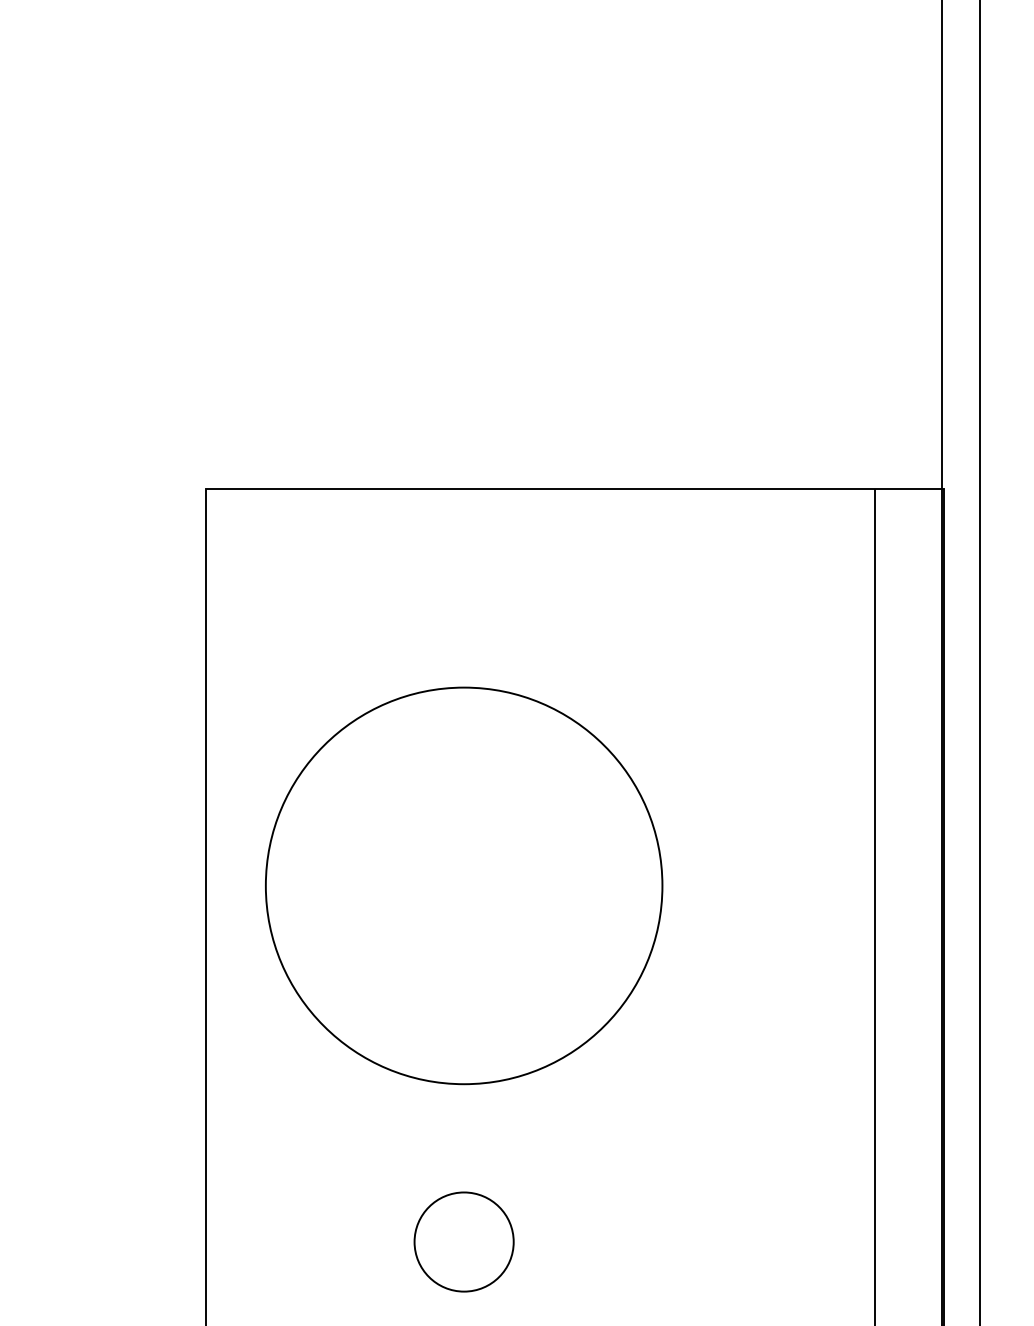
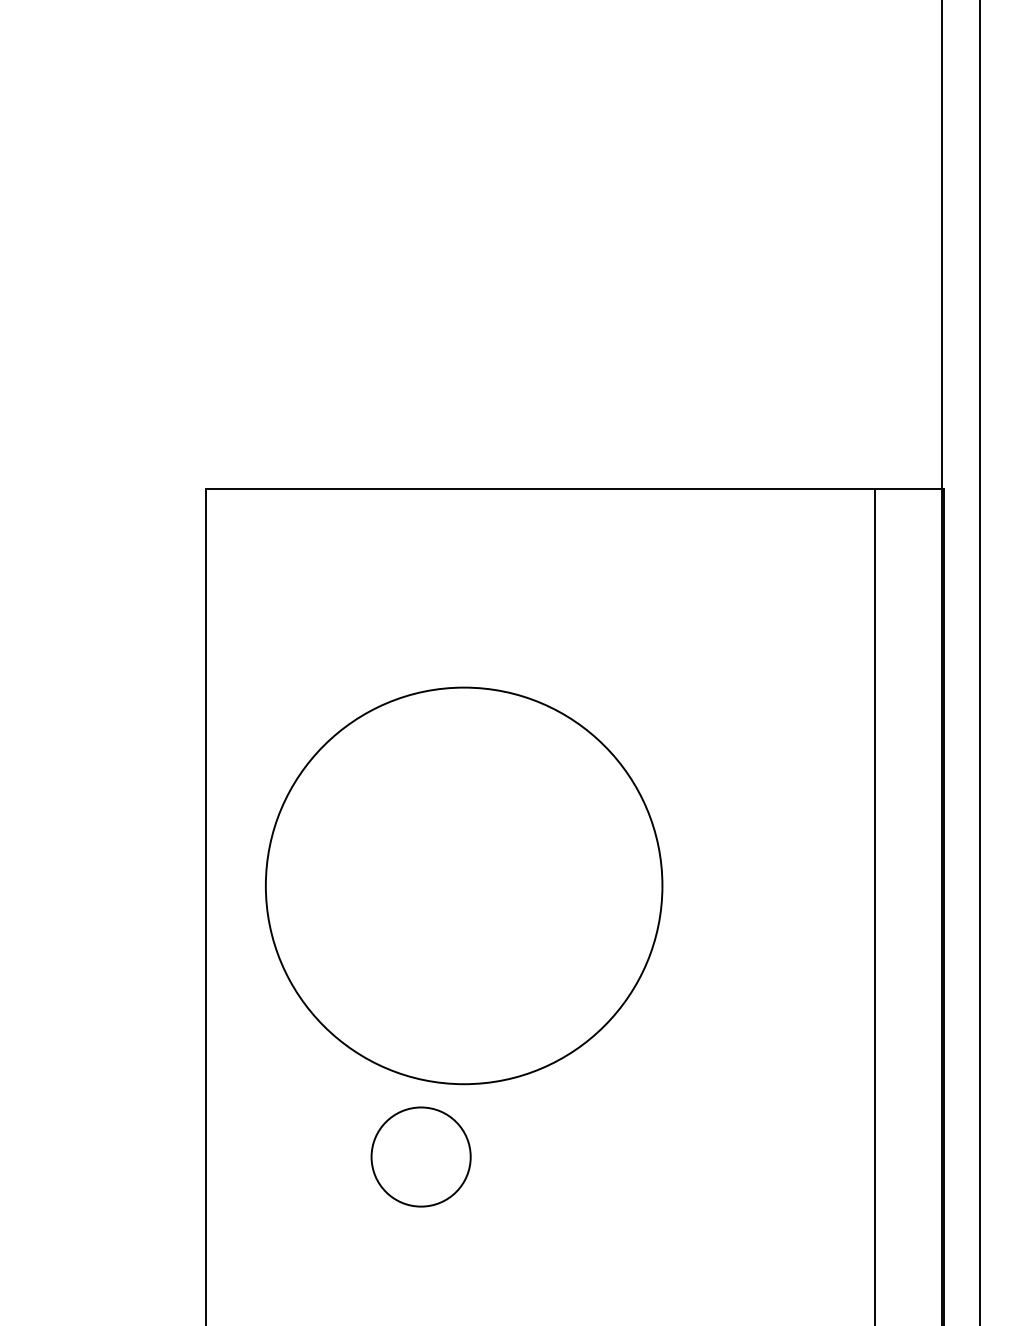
part position: (463, 1241) -> (420, 1156) (420, 1156)
